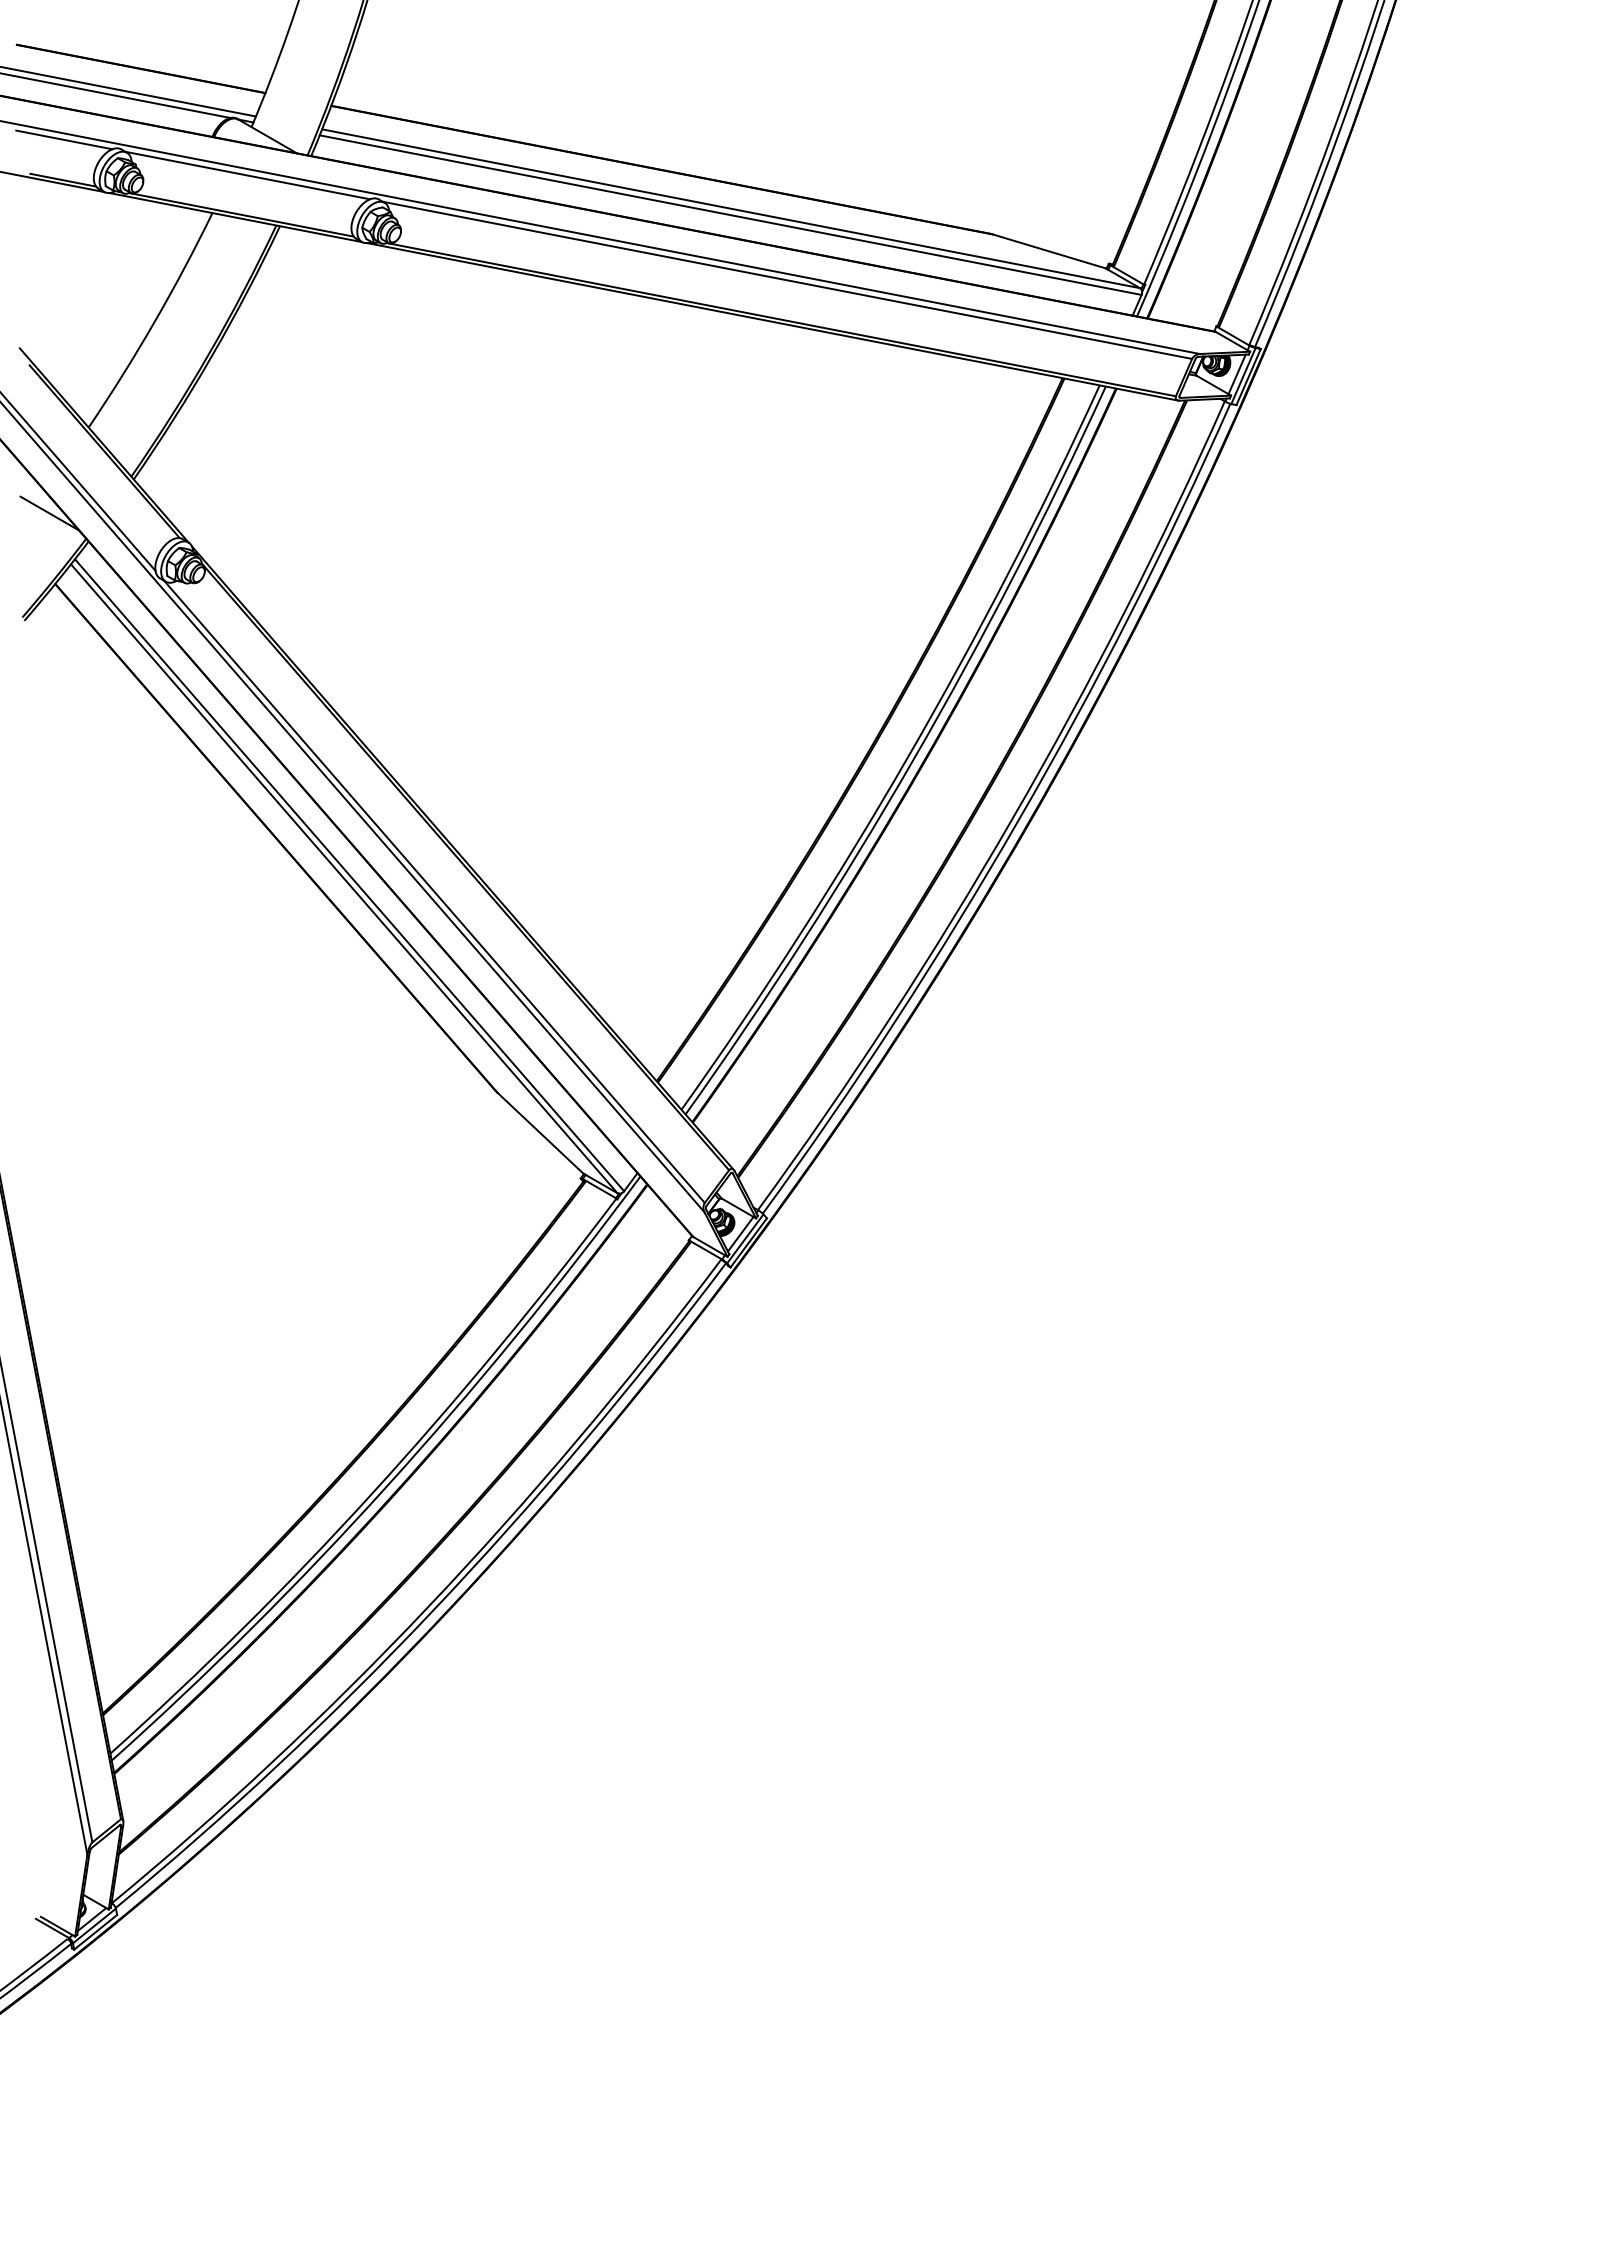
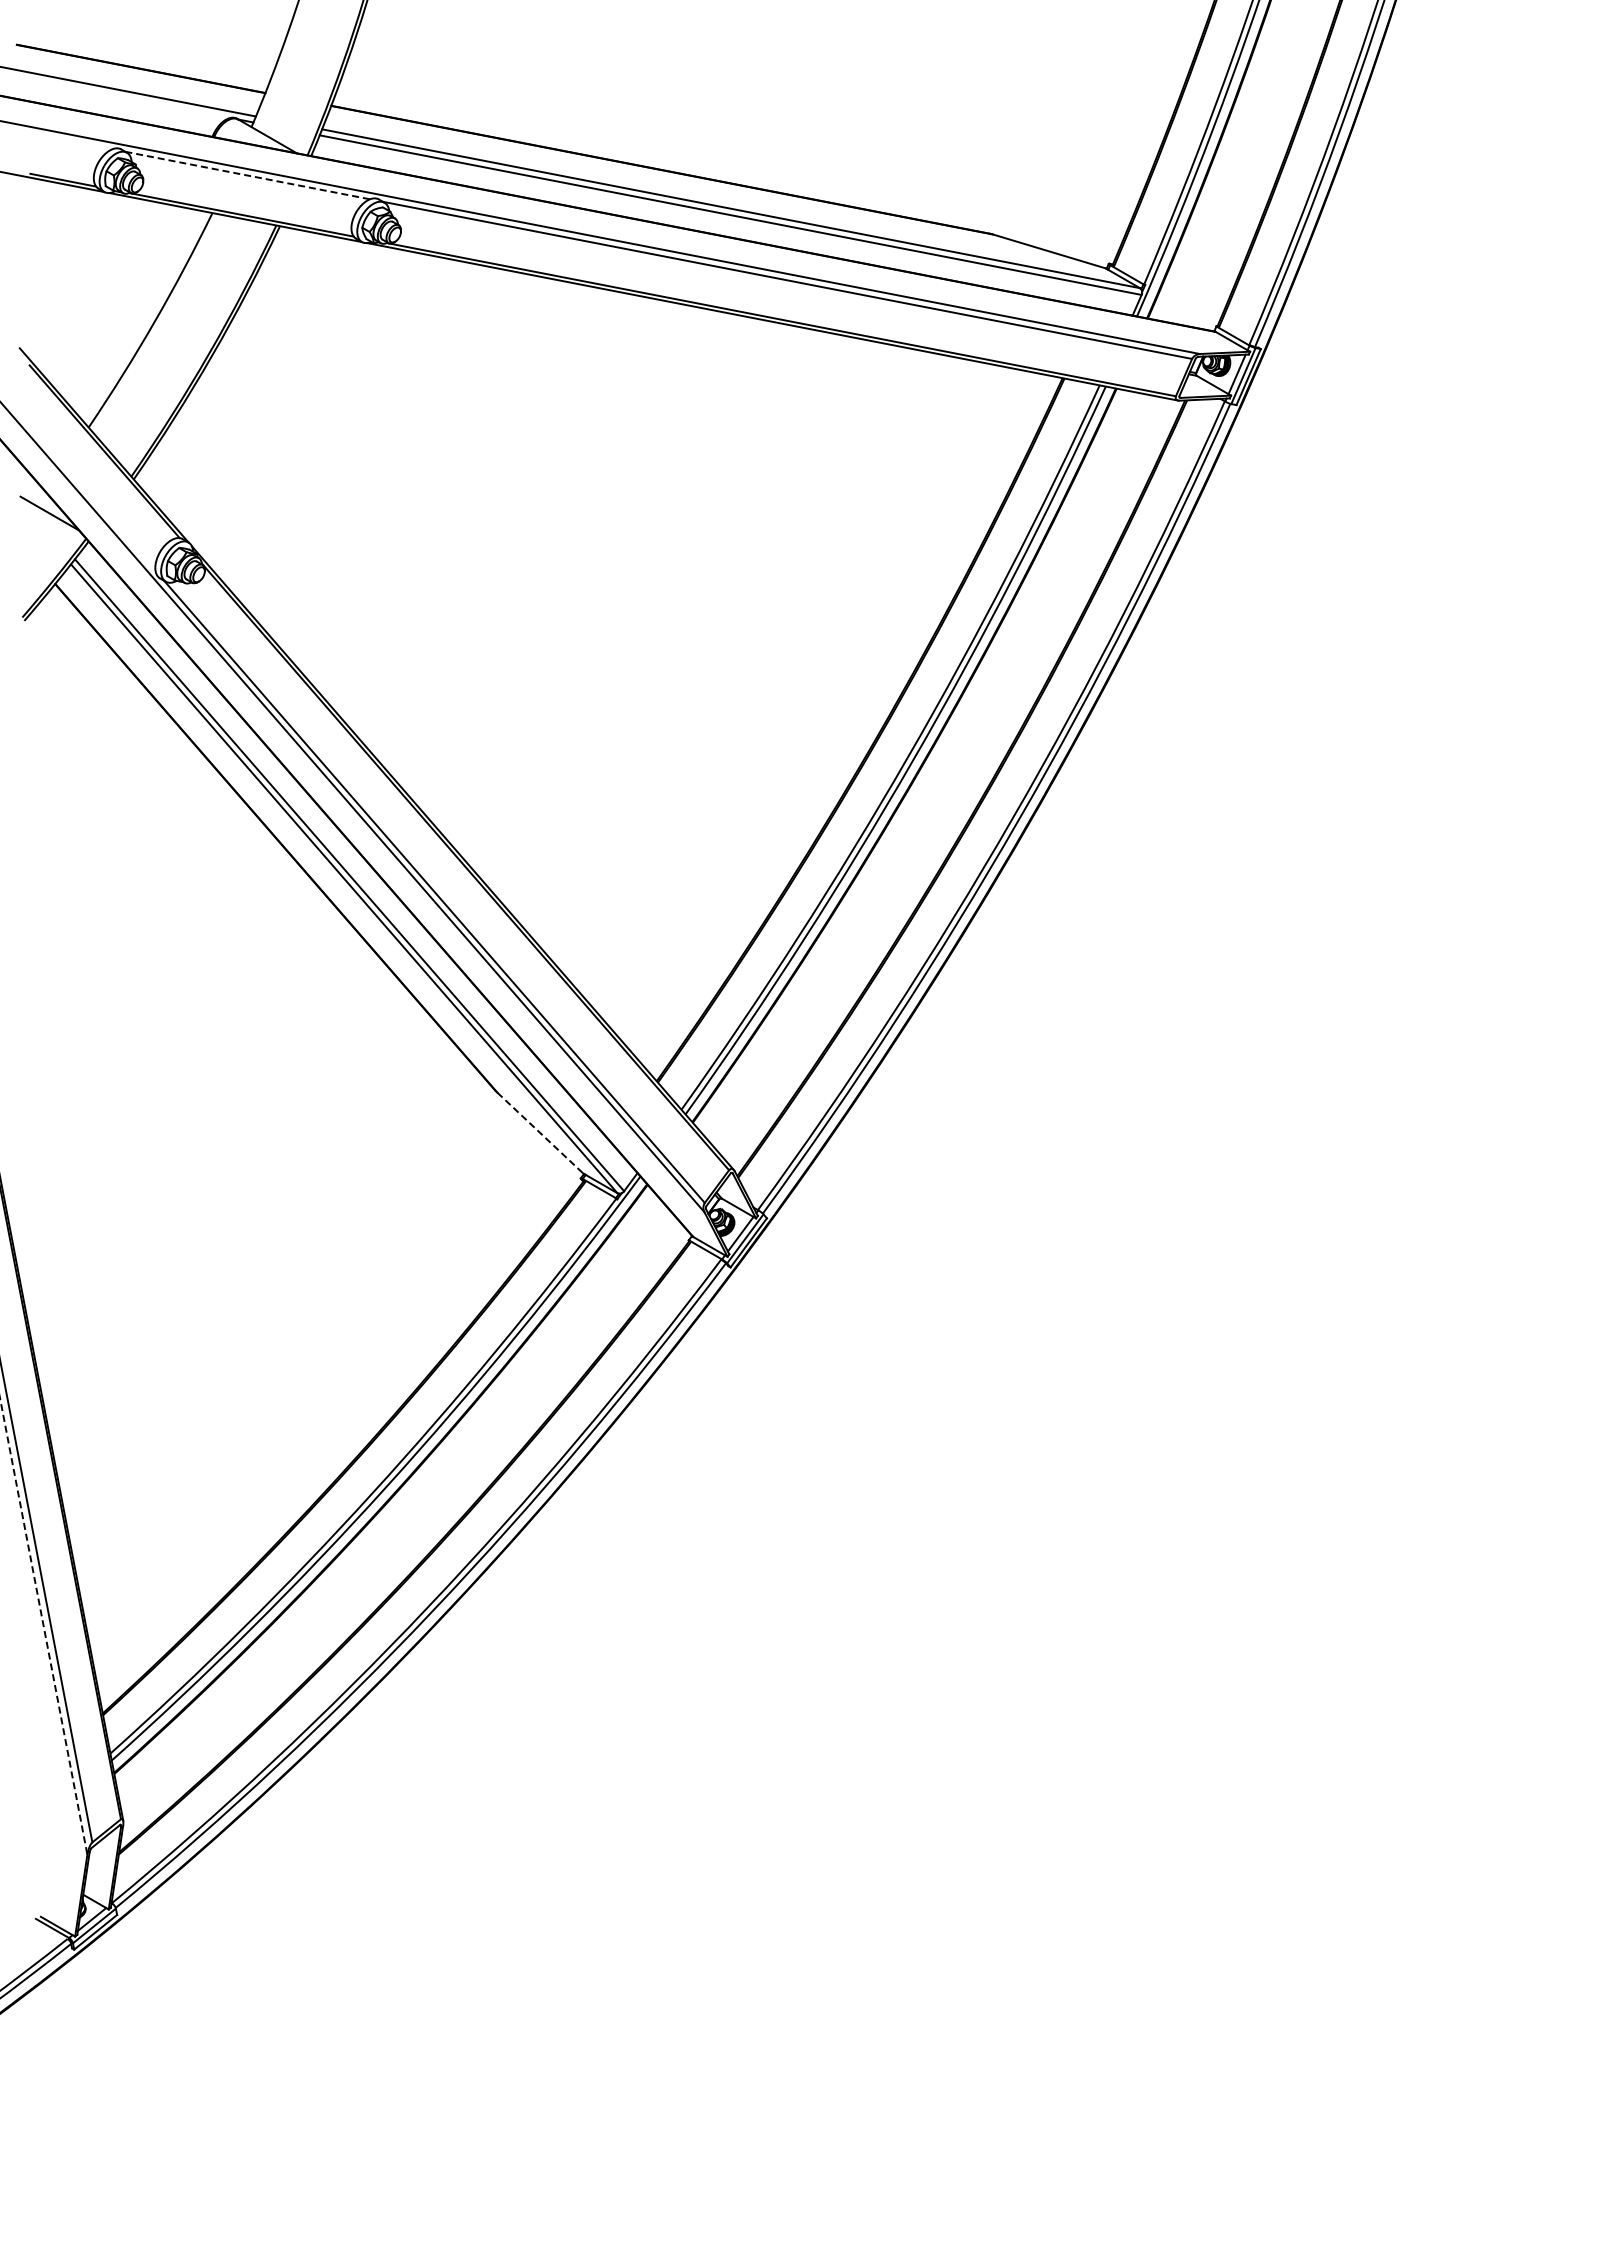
line: present -> none (116, 95)
line: present -> none (64, 139)
line: solid -> dashed (247, 175)
line: present -> none (78, 482)
line: solid -> dashed (540, 1133)
line: solid -> dashed (43, 1626)
